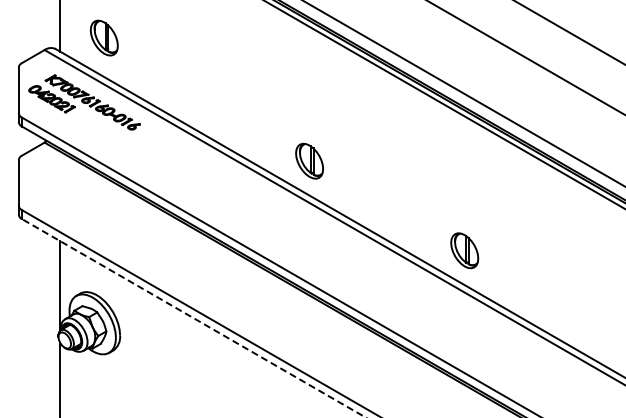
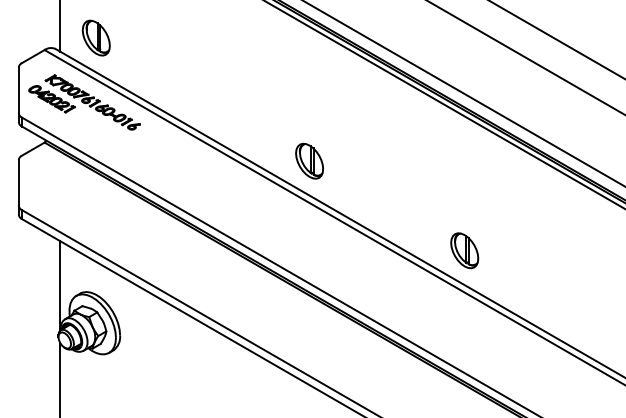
line position: (569, 32) -> (556, 39) (556, 39)
part position: (103, 37) -> (95, 37) (95, 37)
line: dashed -> solid (194, 318)
